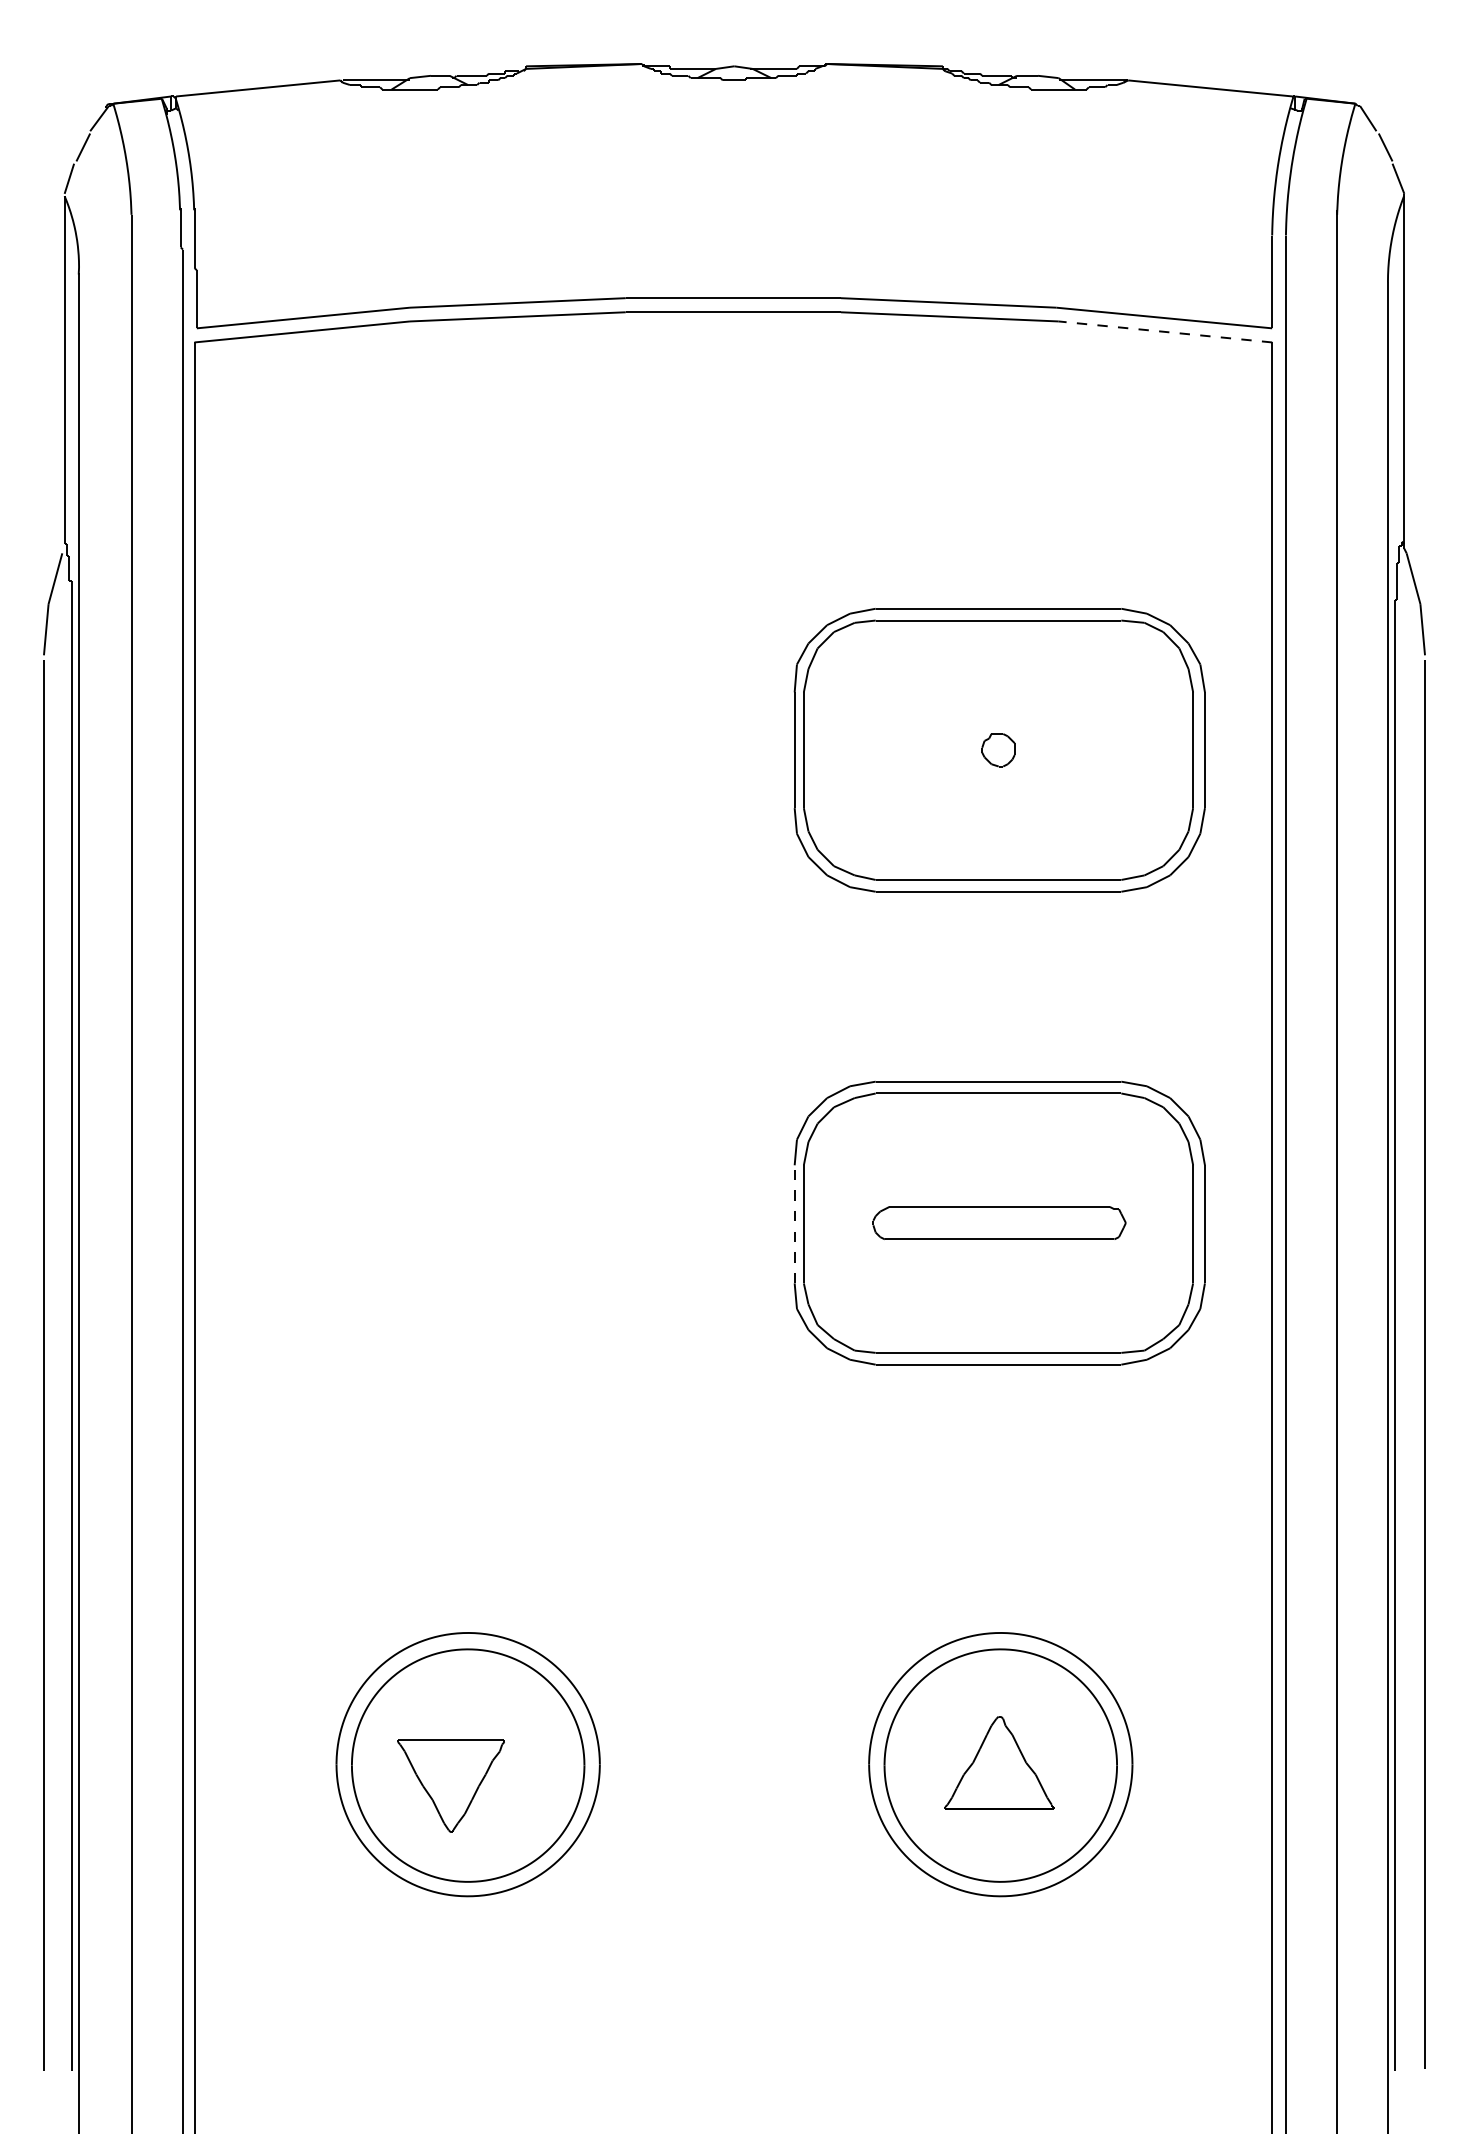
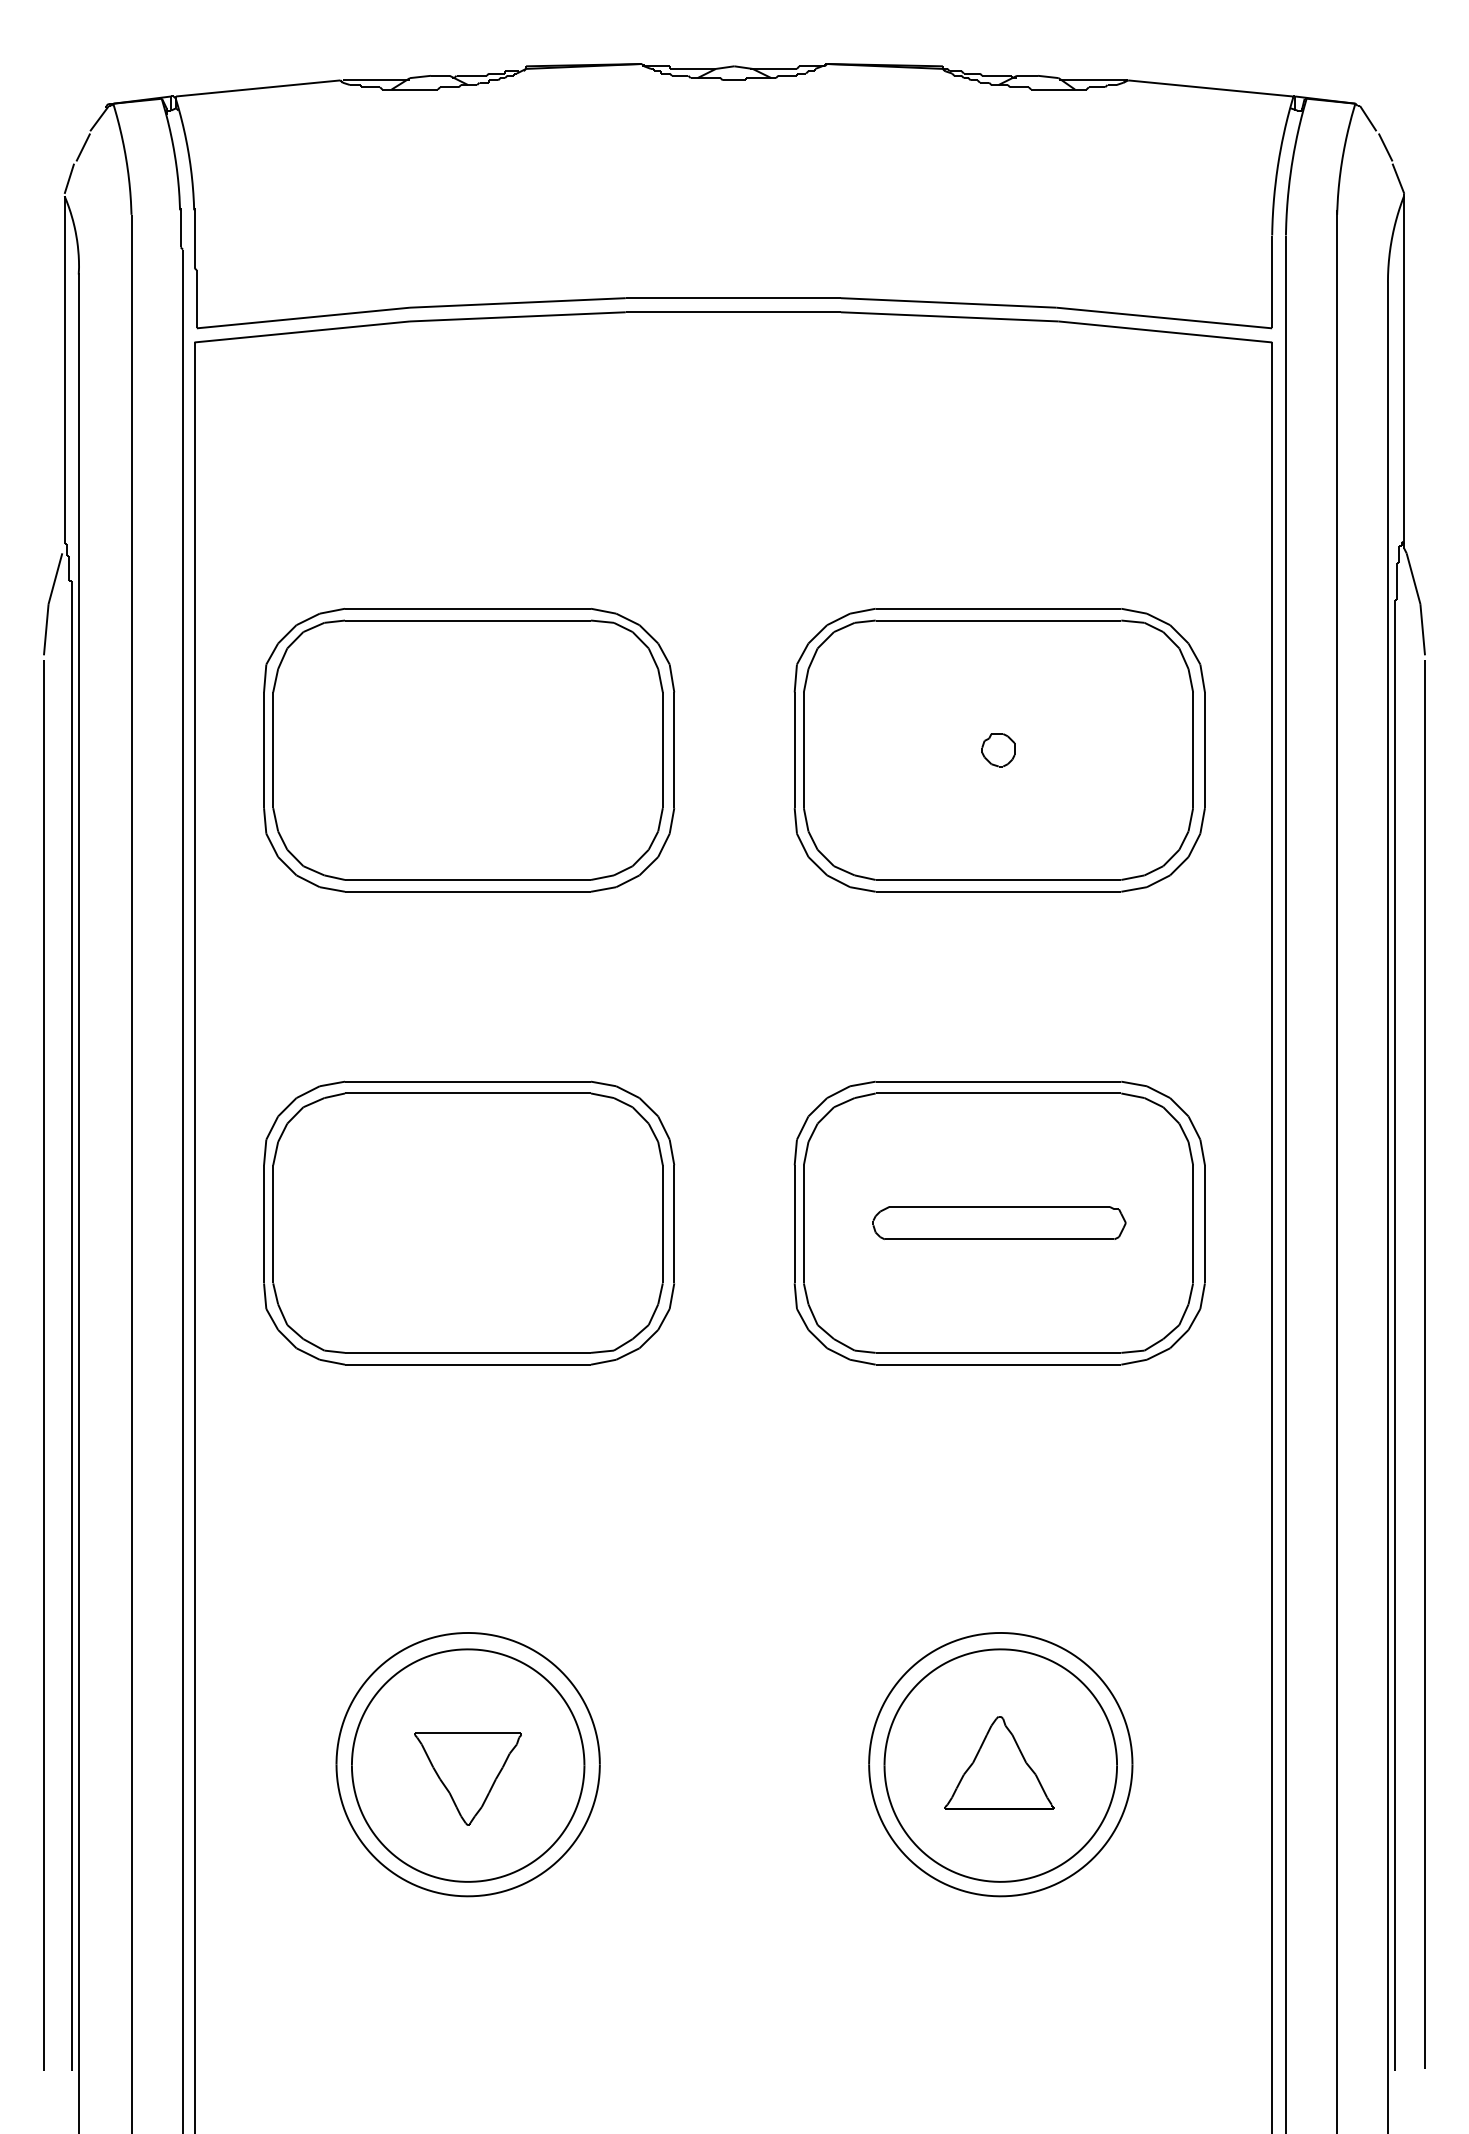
line: dashed -> solid (1164, 331)
part: none -> present (469, 750)
part: none -> present (469, 1222)
line: dashed -> solid (794, 1223)
part position: (450, 1785) -> (467, 1778) (467, 1778)
